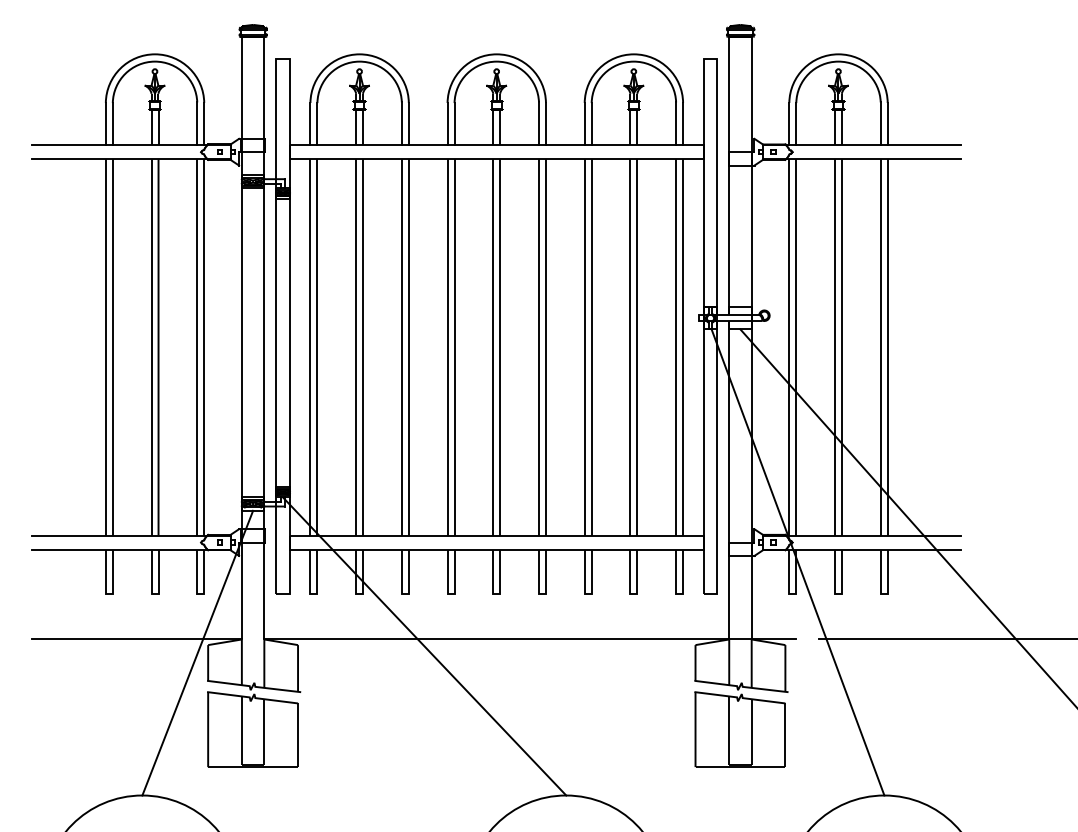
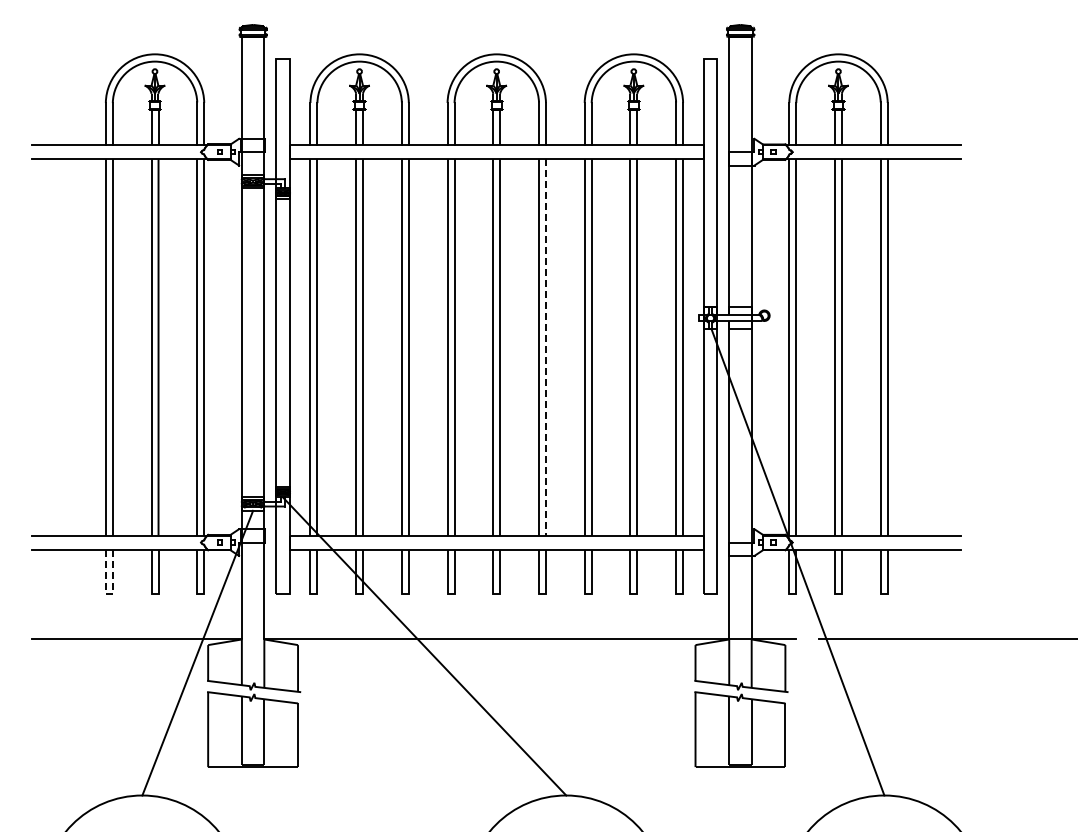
line: solid -> dashed (545, 347)
line: present -> none (907, 516)
line: solid -> dashed (108, 593)
